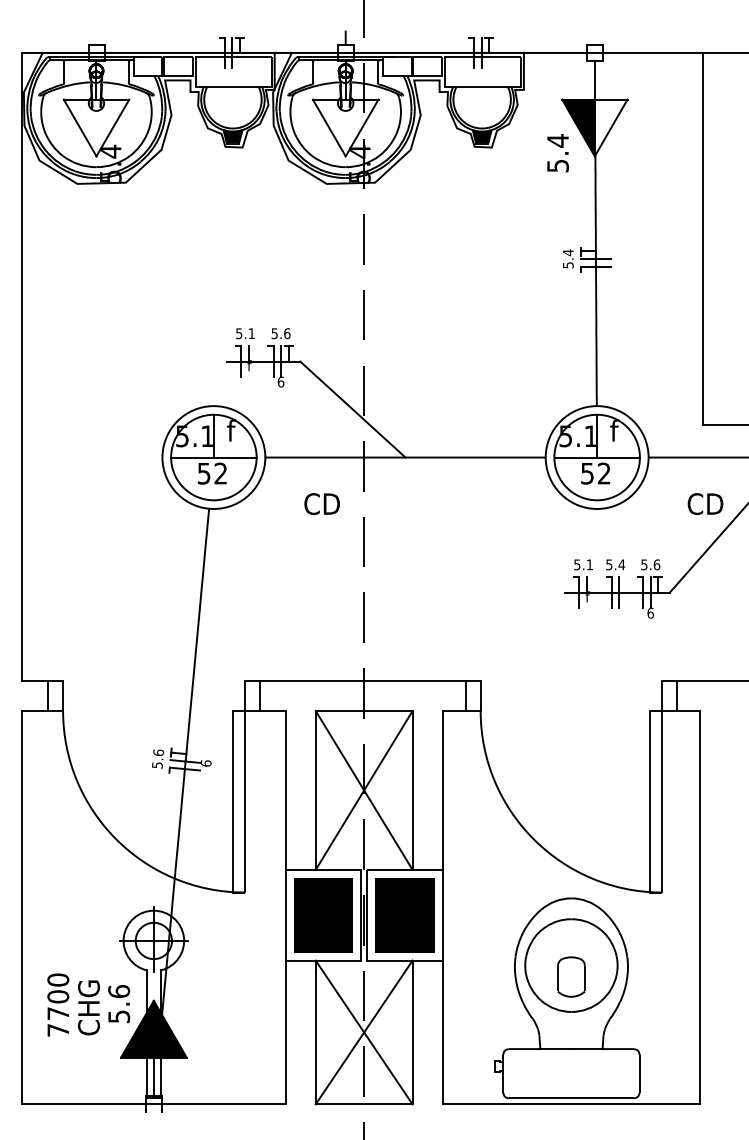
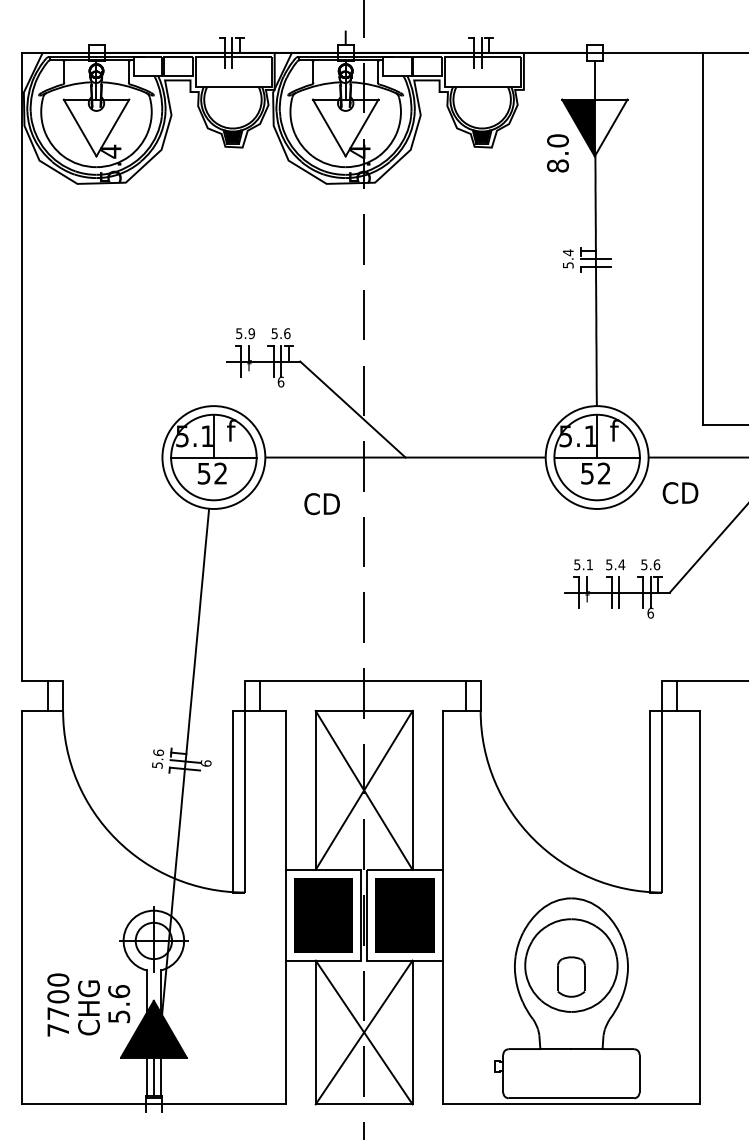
text: 5.4 -> 8.0 (557, 153)
text: 5.1 -> 5.9 (251, 333)
text position: (705, 504) -> (680, 493) (680, 493)
